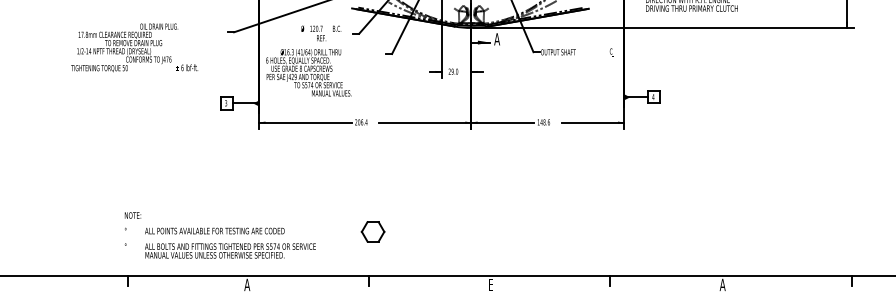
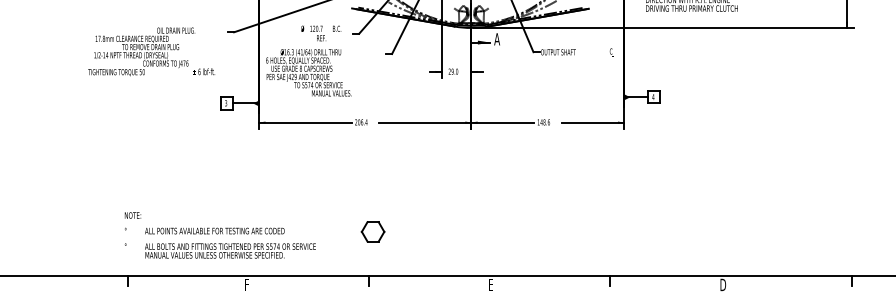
text position: (134, 47) -> (151, 51) (151, 51)
text: A -> F (247, 284)
text: A -> D (722, 284)
